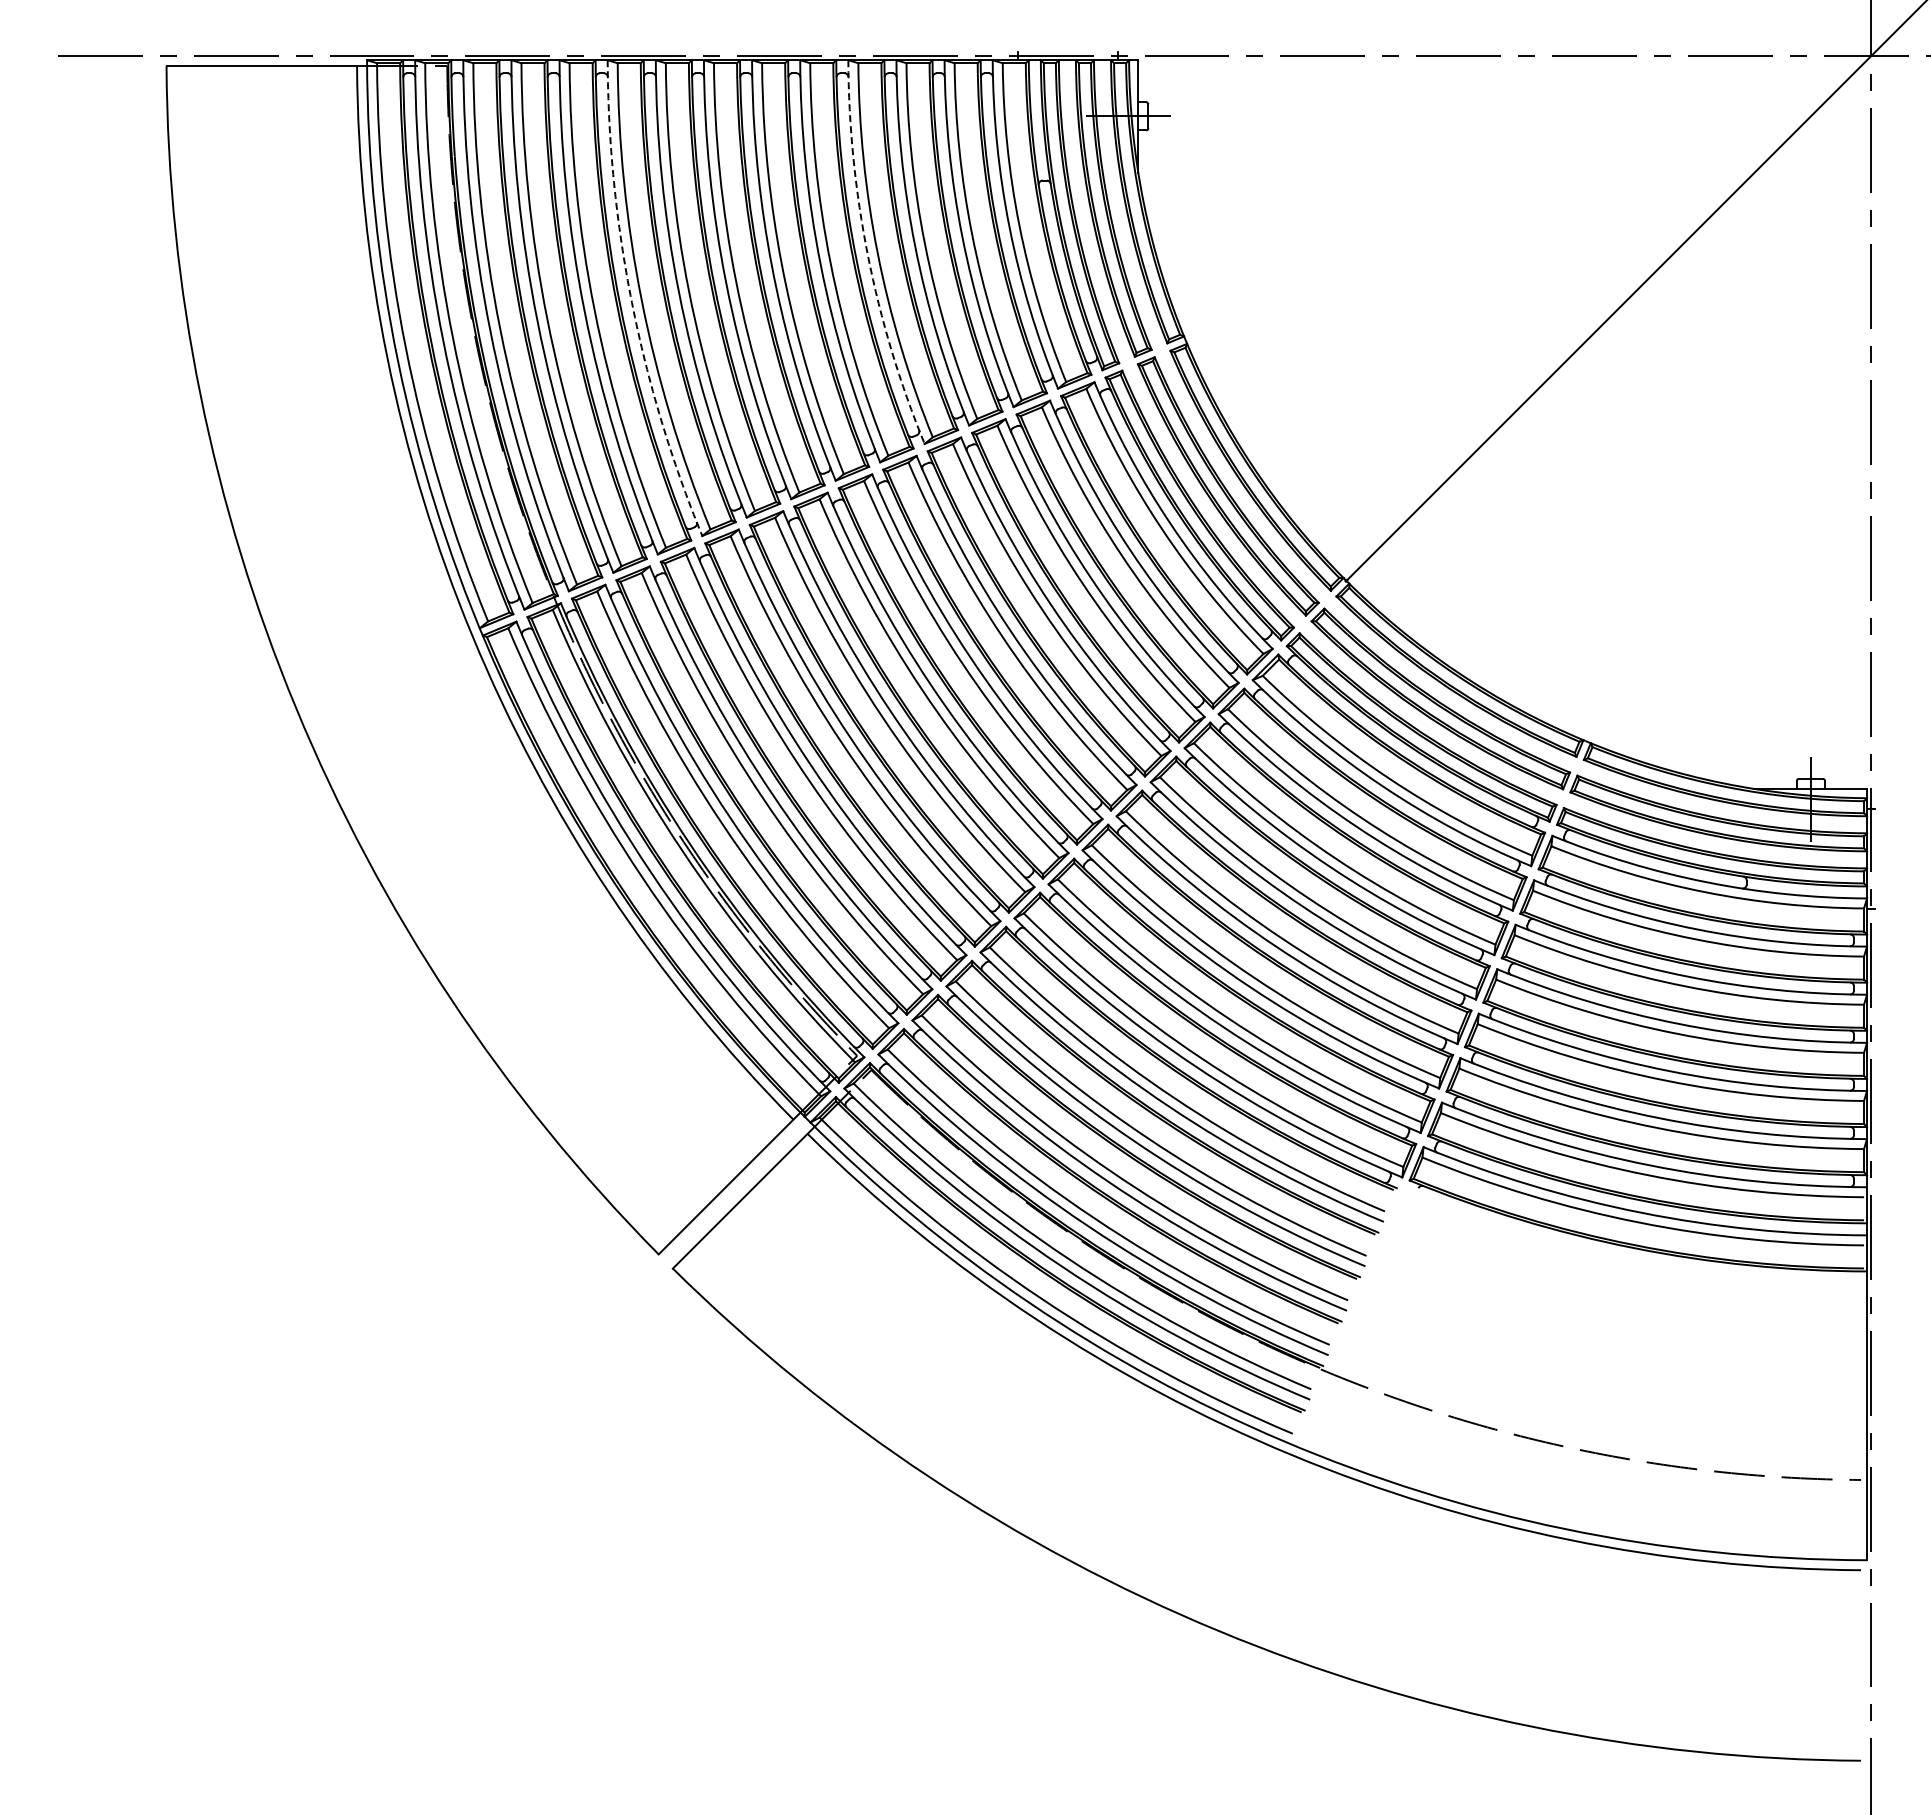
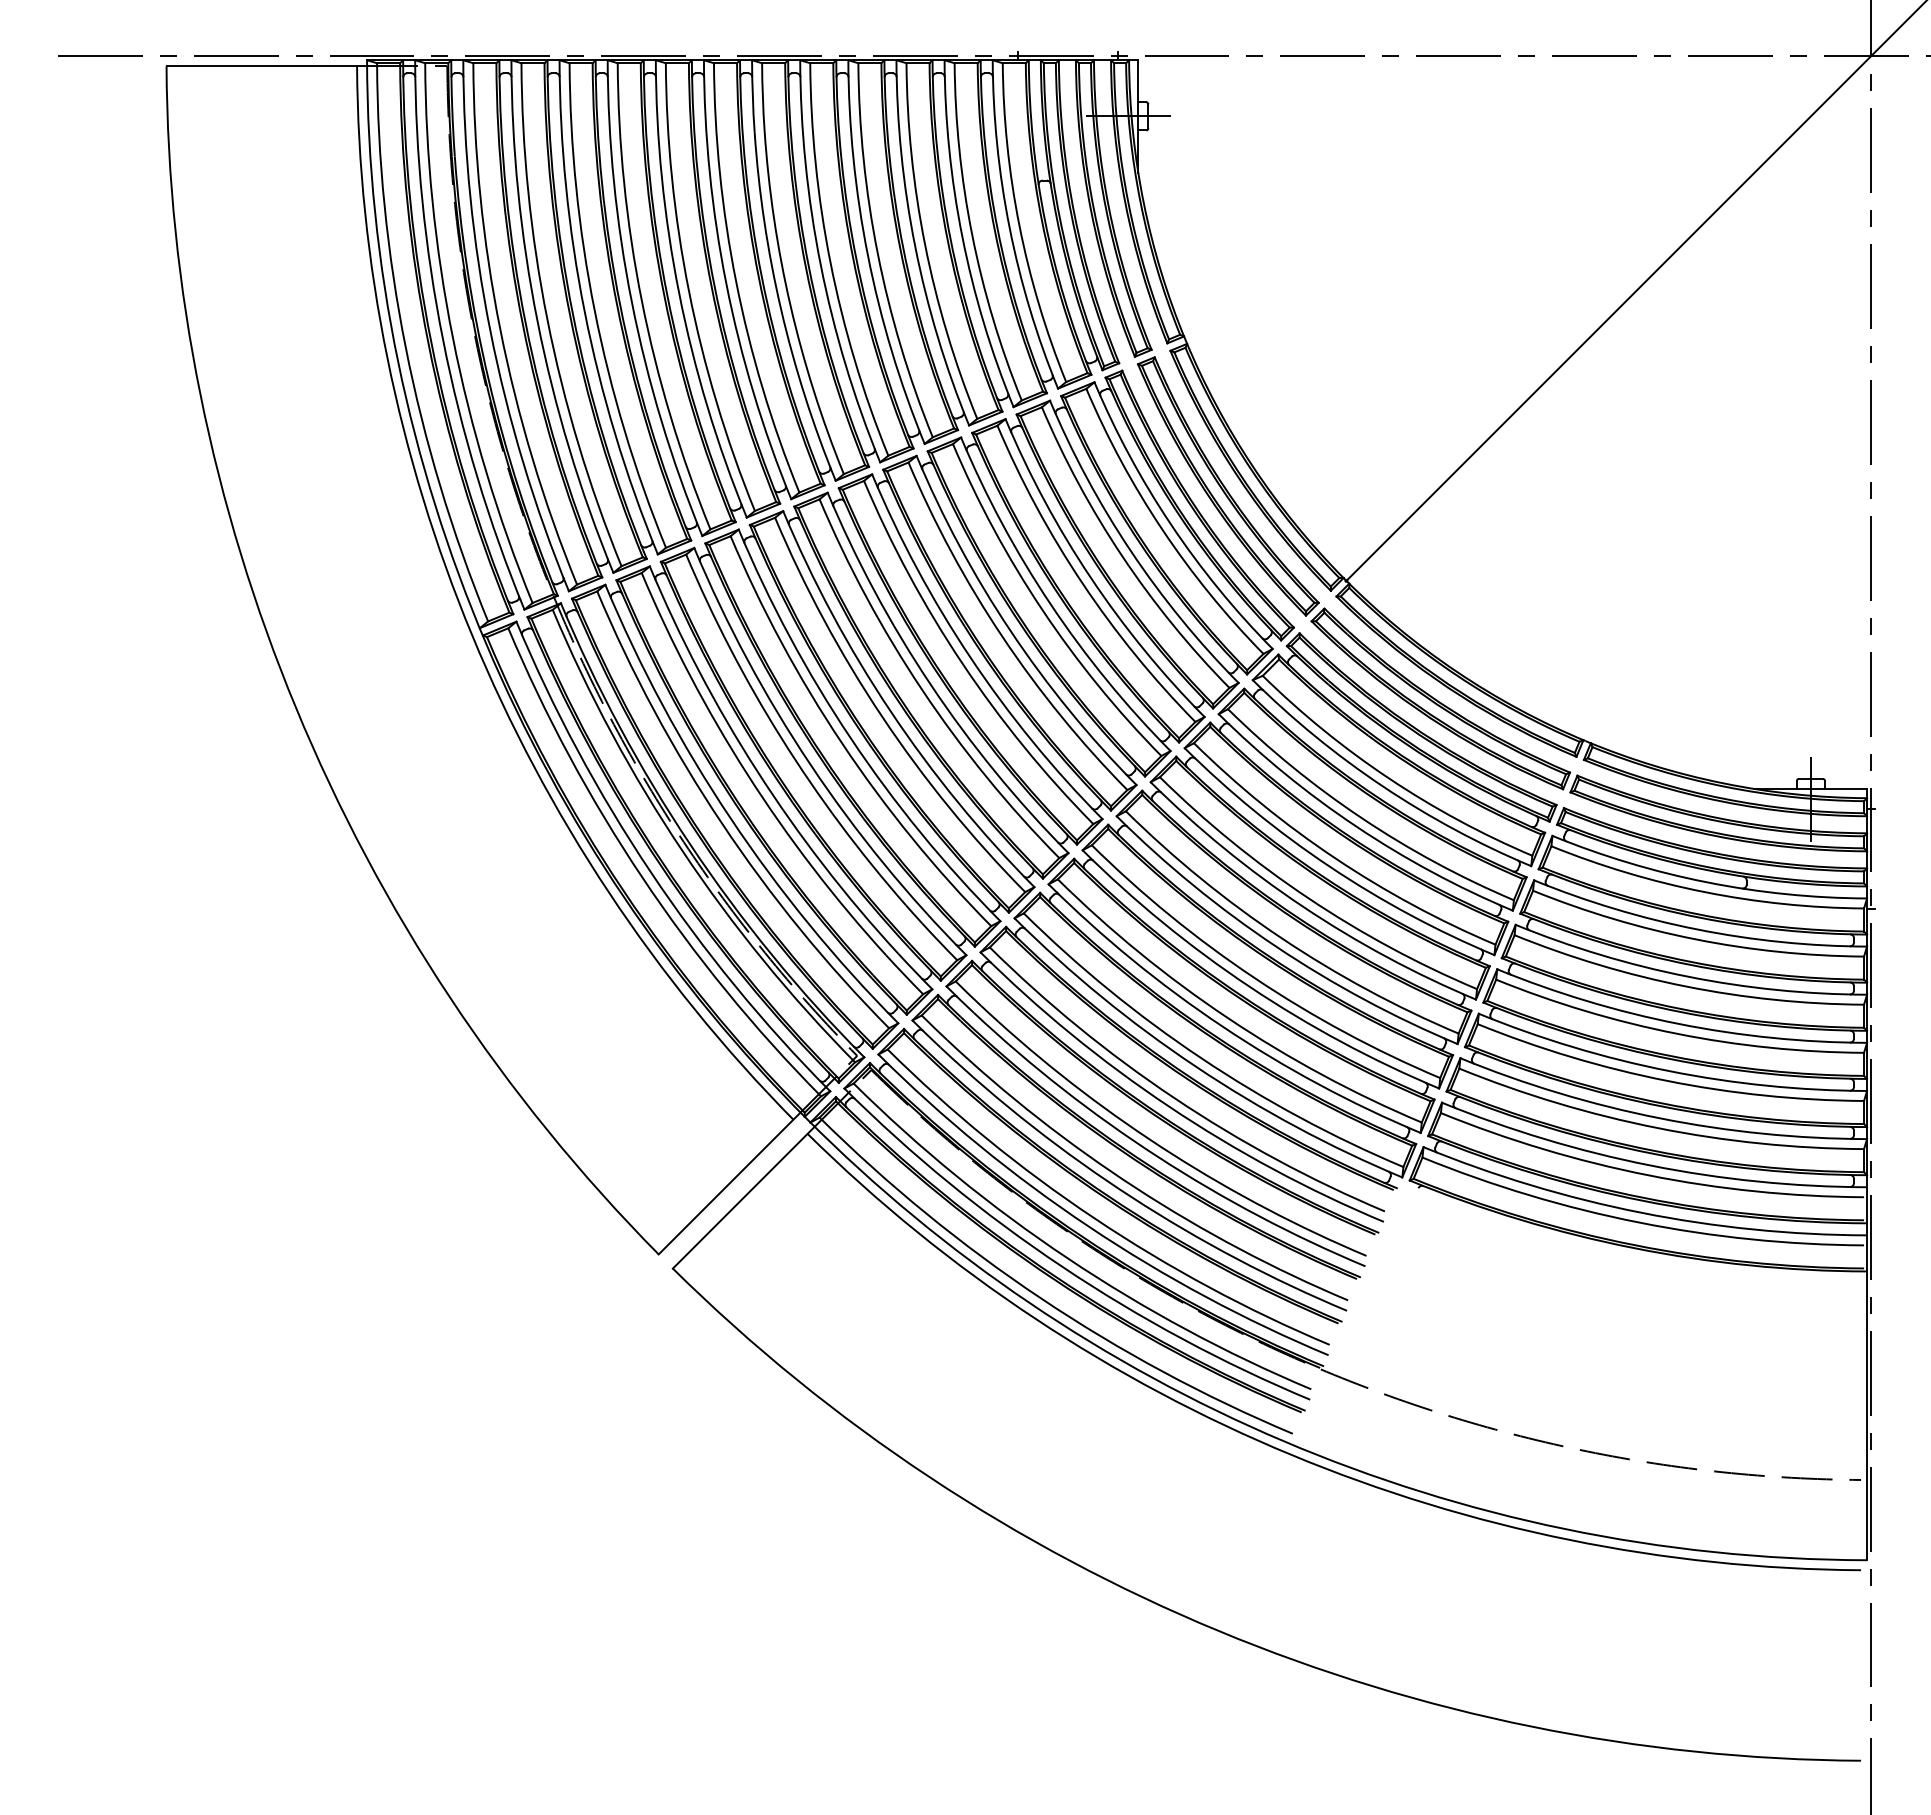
arc: dashed -> solid (867, 255)
arc: dashed -> solid (631, 302)
